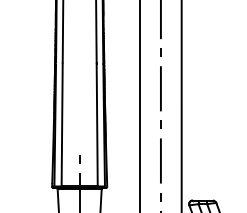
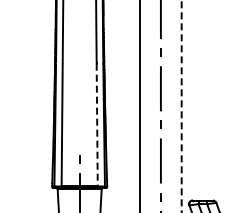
line: solid -> dashed (181, 106)
line: solid -> dashed (97, 125)
